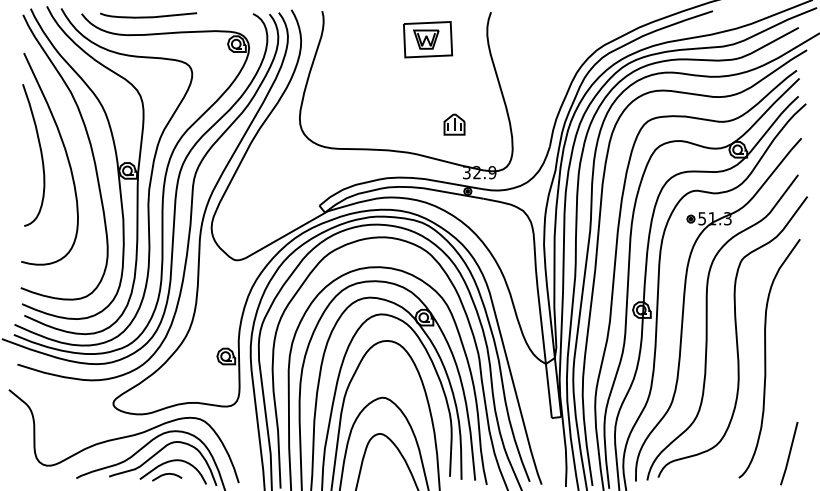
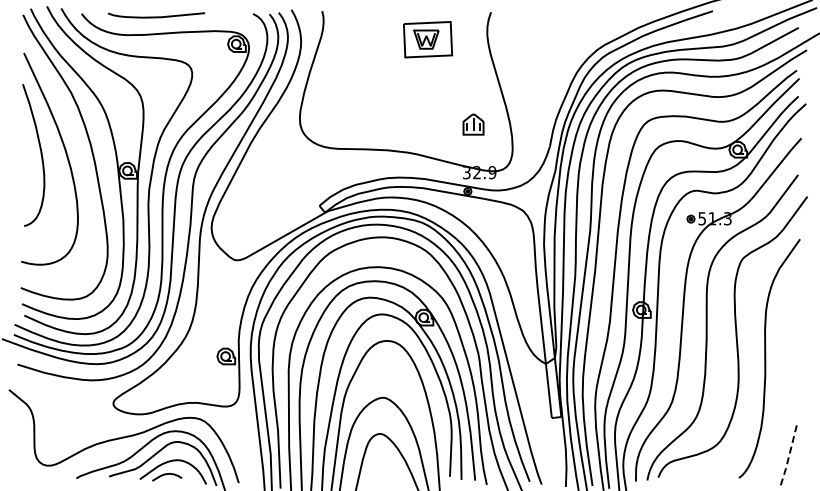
curve position: (148, 16) -> (156, 16) (156, 16)
part position: (454, 124) -> (473, 124) (473, 124)
line: solid -> dashed (789, 453)
